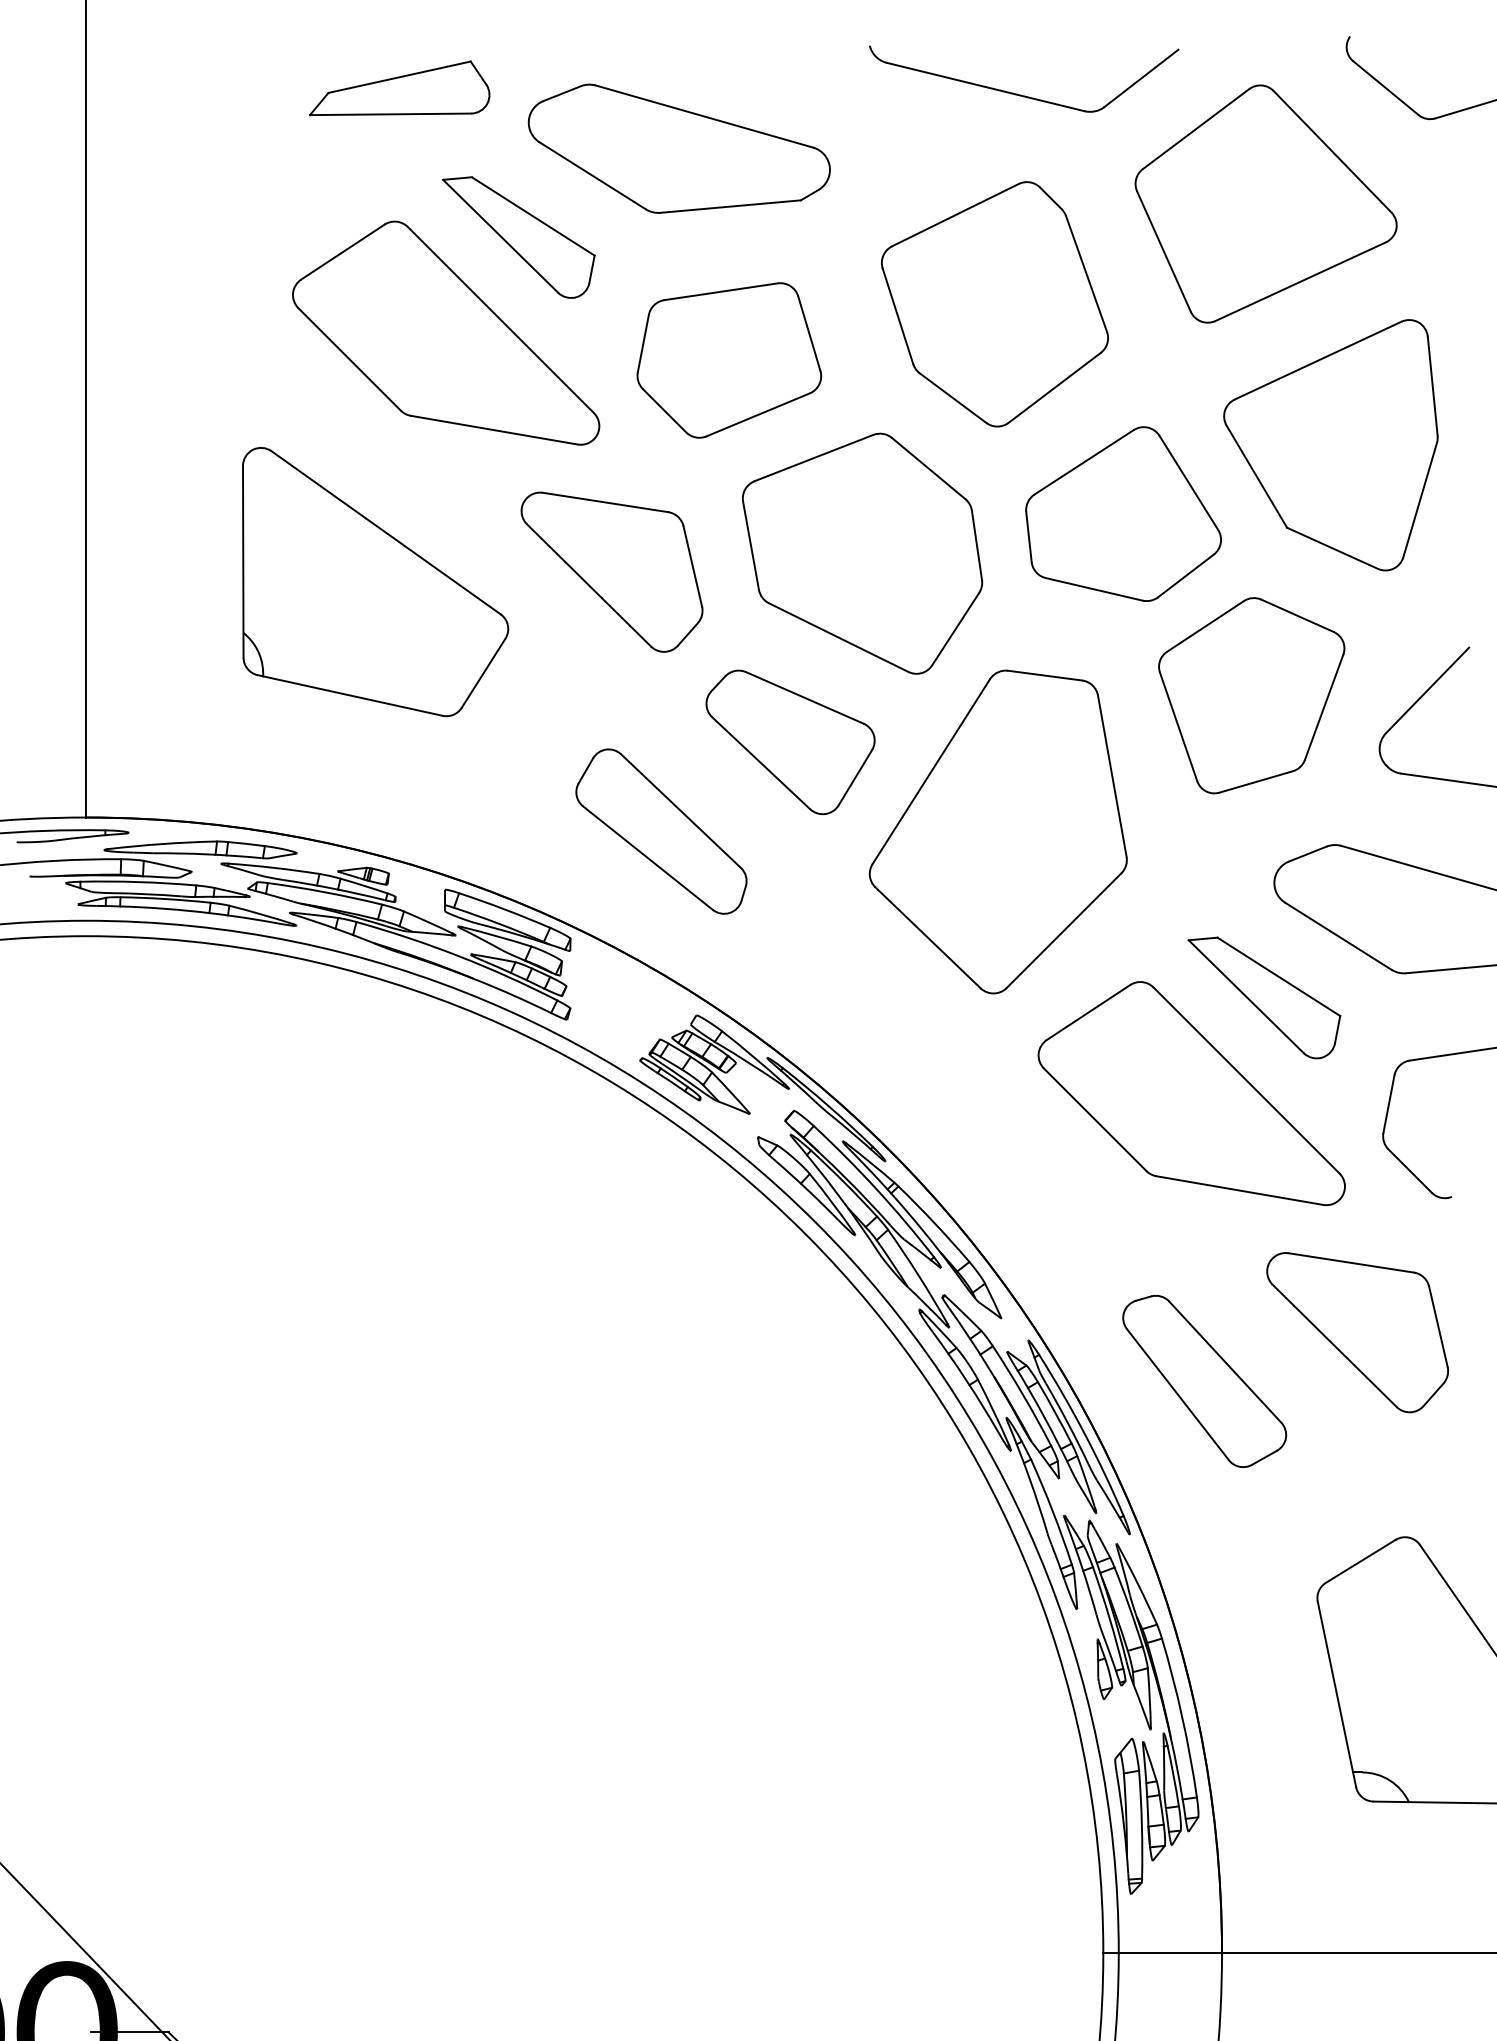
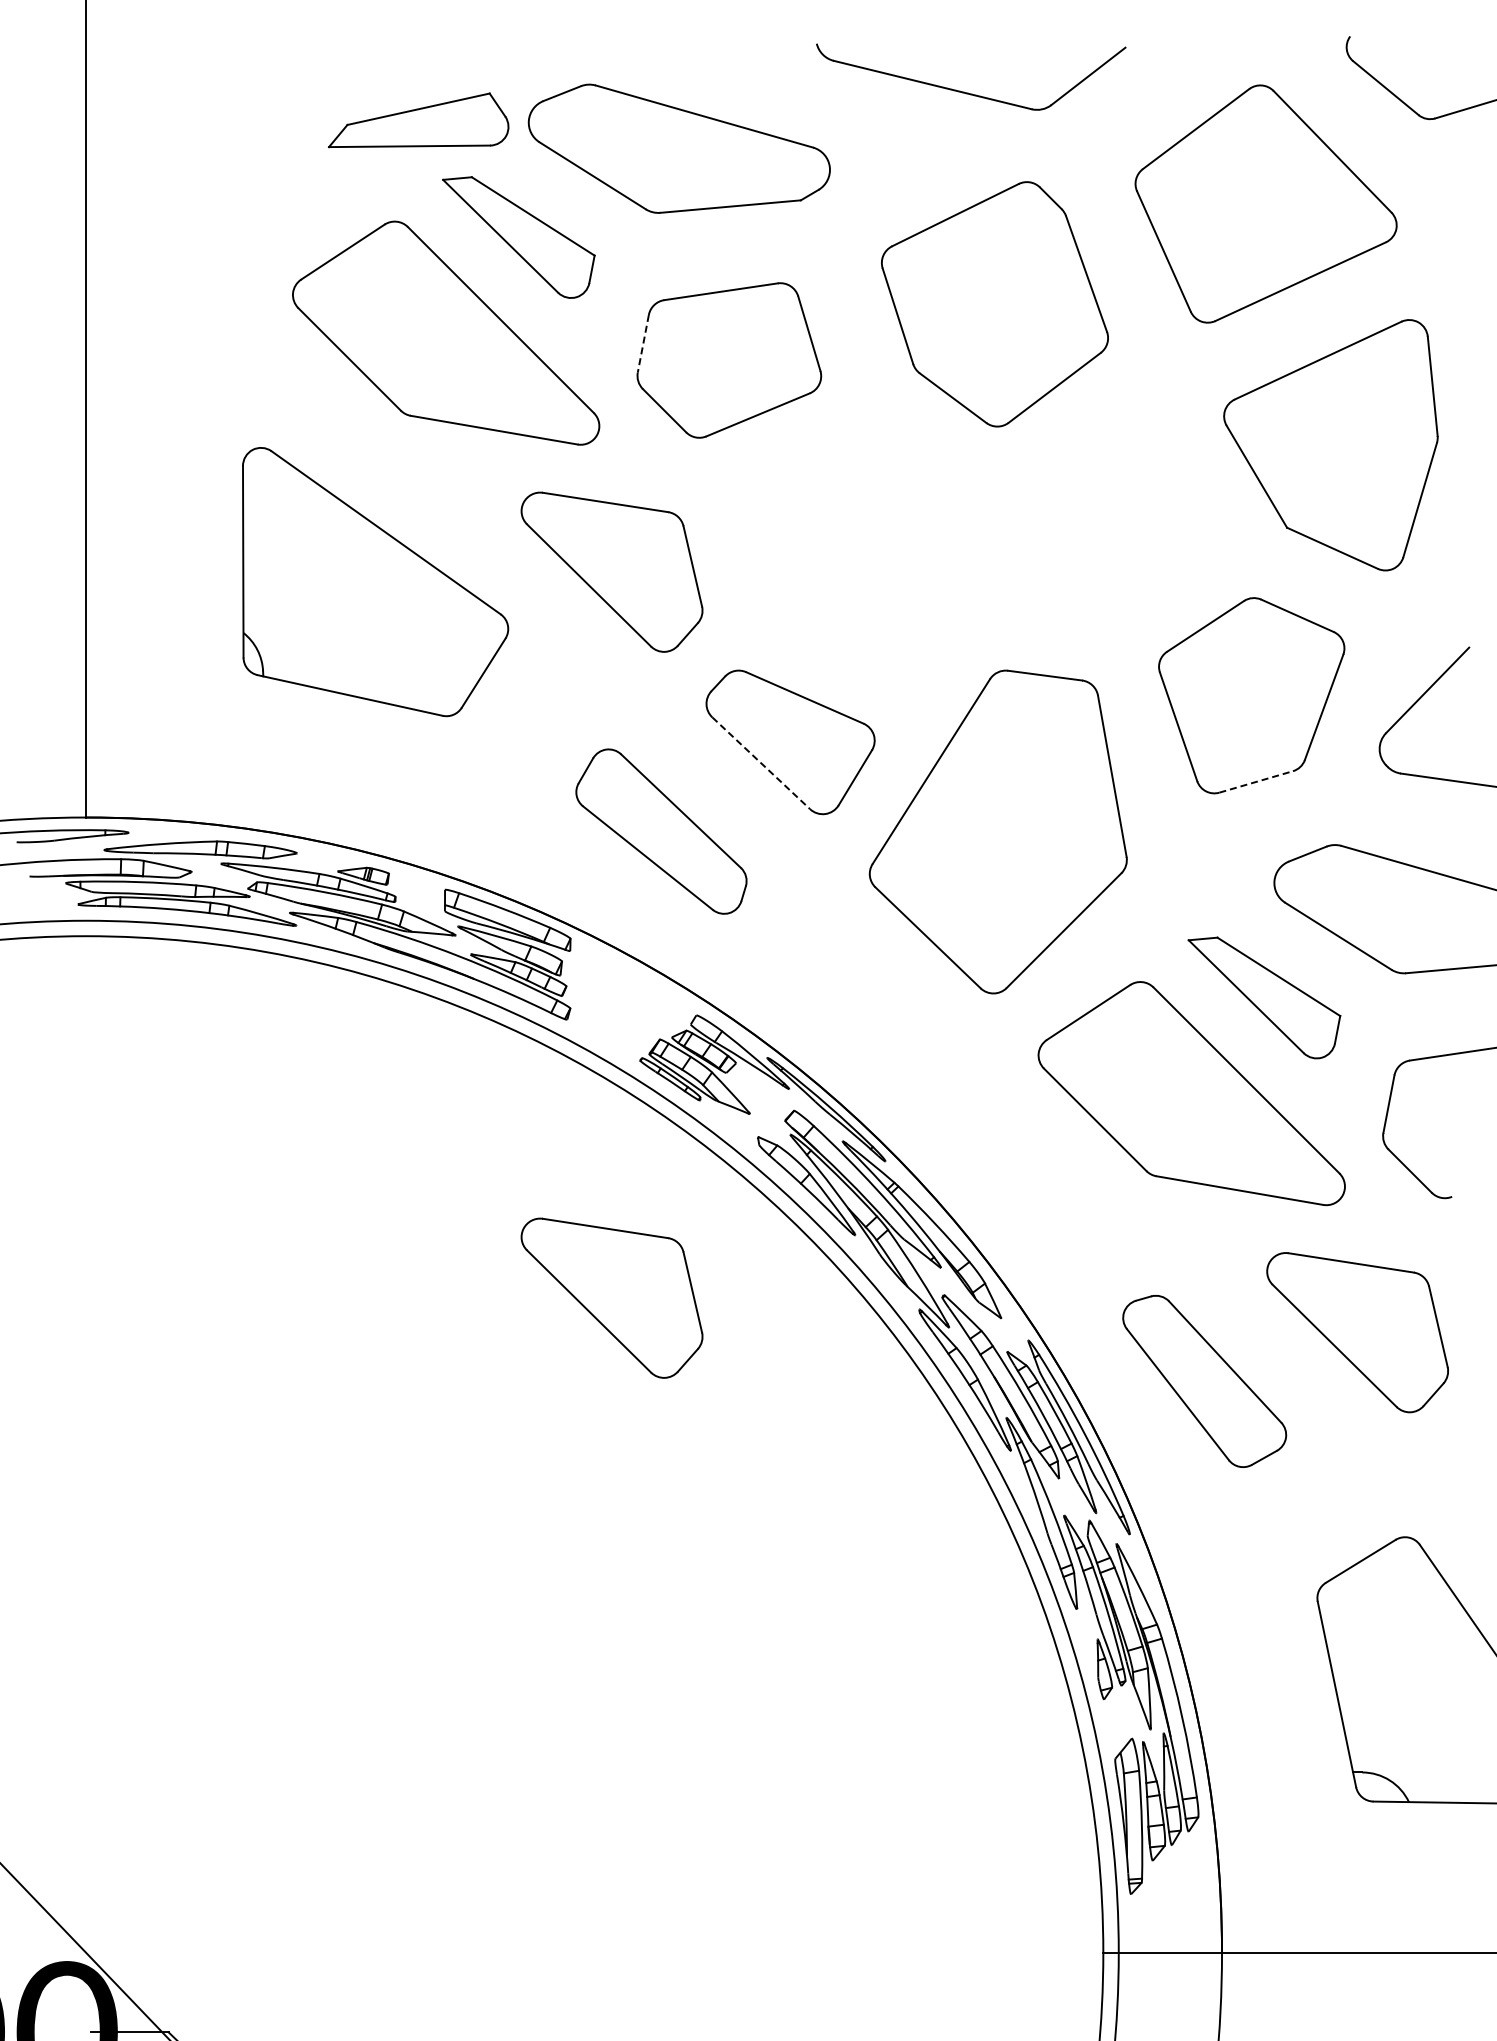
part position: (399, 88) -> (418, 120) (418, 120)
part position: (1021, 94) -> (968, 92) (968, 92)
line: solid -> dashed (643, 344)
part: present -> none (1123, 513)
part: present -> none (862, 553)
line: solid -> dashed (761, 763)
line: solid -> dashed (1256, 781)
part: none -> present (611, 1297)
